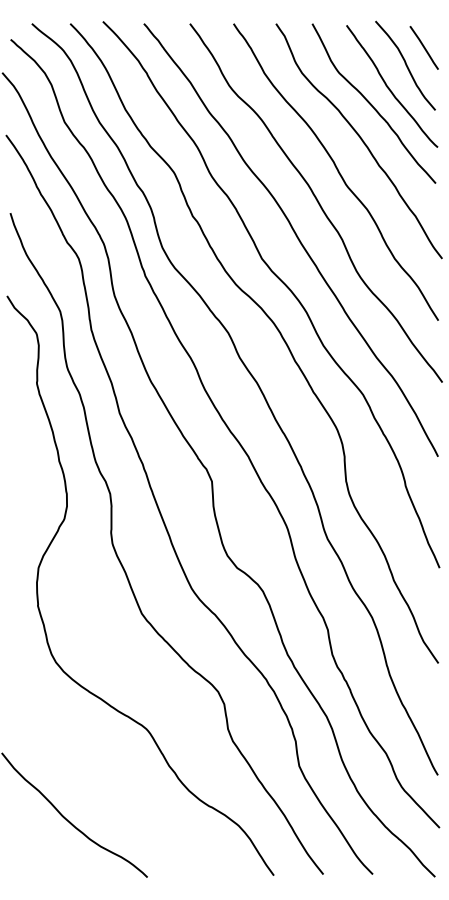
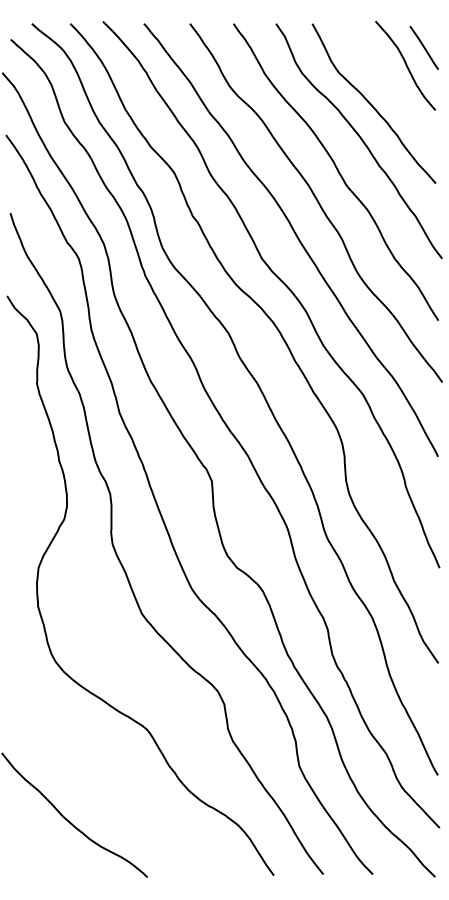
curve: present -> none (389, 87)
